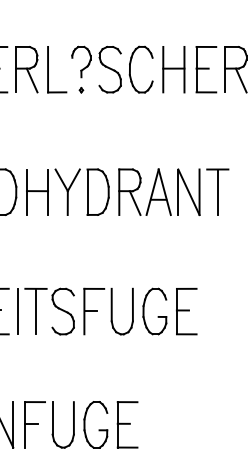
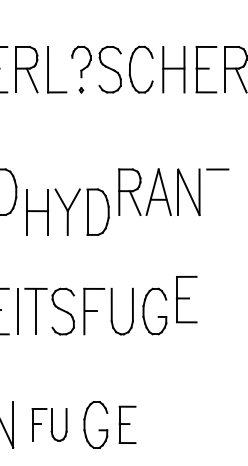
part position: (67, 191) -> (67, 211) (67, 211)
line: present -> none (217, 191)
part position: (186, 311) -> (186, 299) (186, 299)
part size: 51x48 px -> 37x34 px (49, 424)
part size: 23x48 px -> 19x39 px (127, 424)
